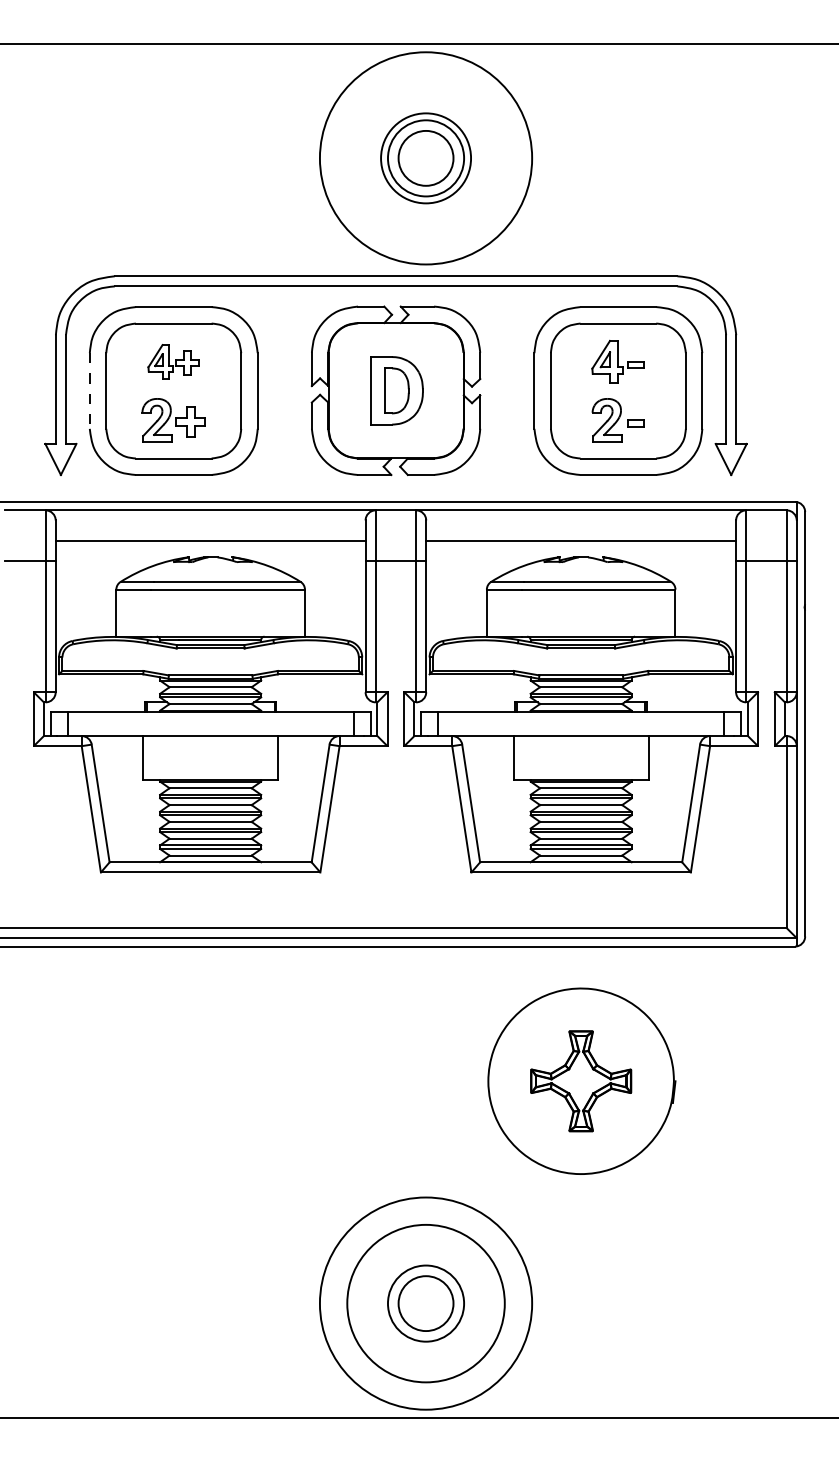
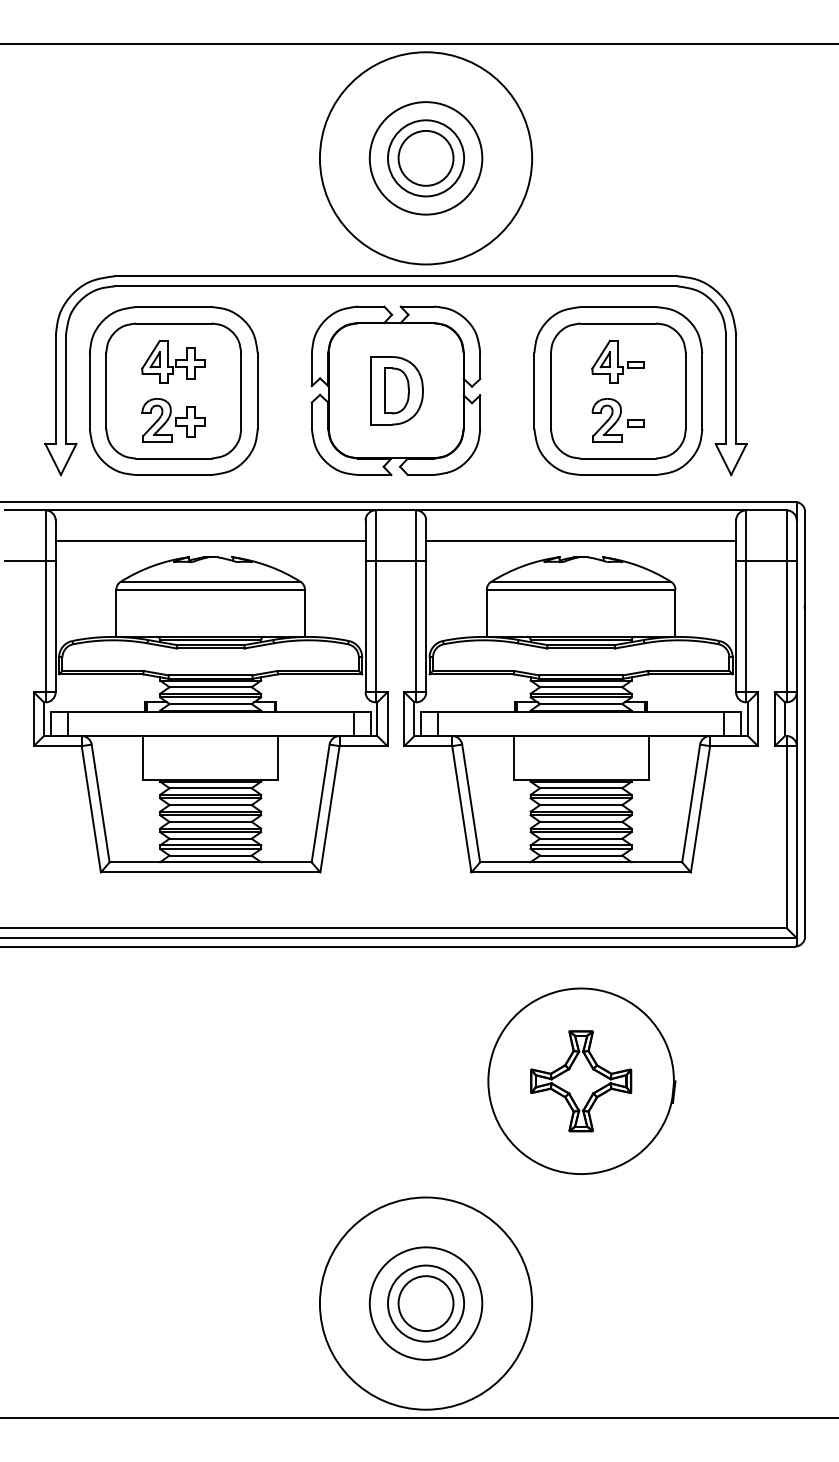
circle diameter: 90 px -> 113 px (425, 158)
part size: 53x36 px -> 65x45 px (173, 361)
line: dashed -> solid (89, 391)
circle diameter: 158 px -> 113 px (425, 1303)
